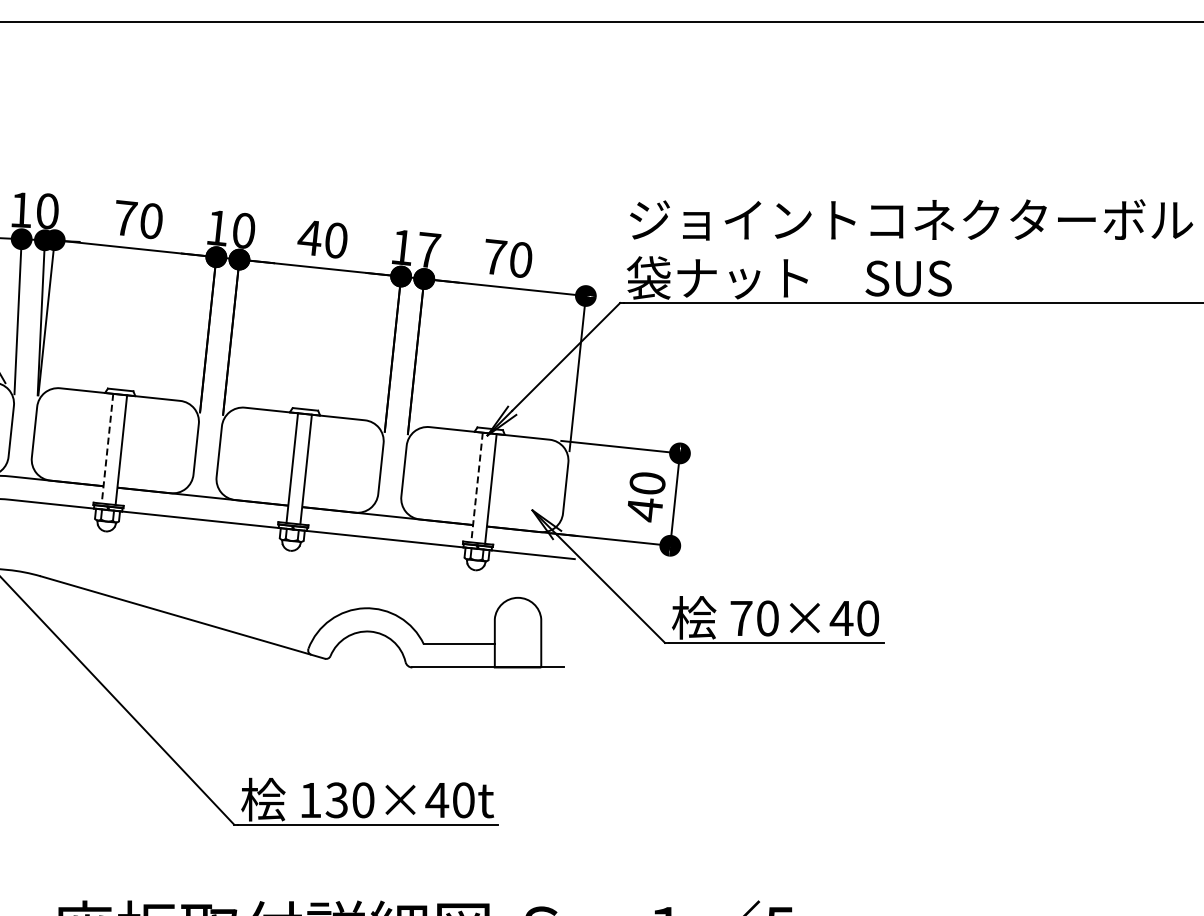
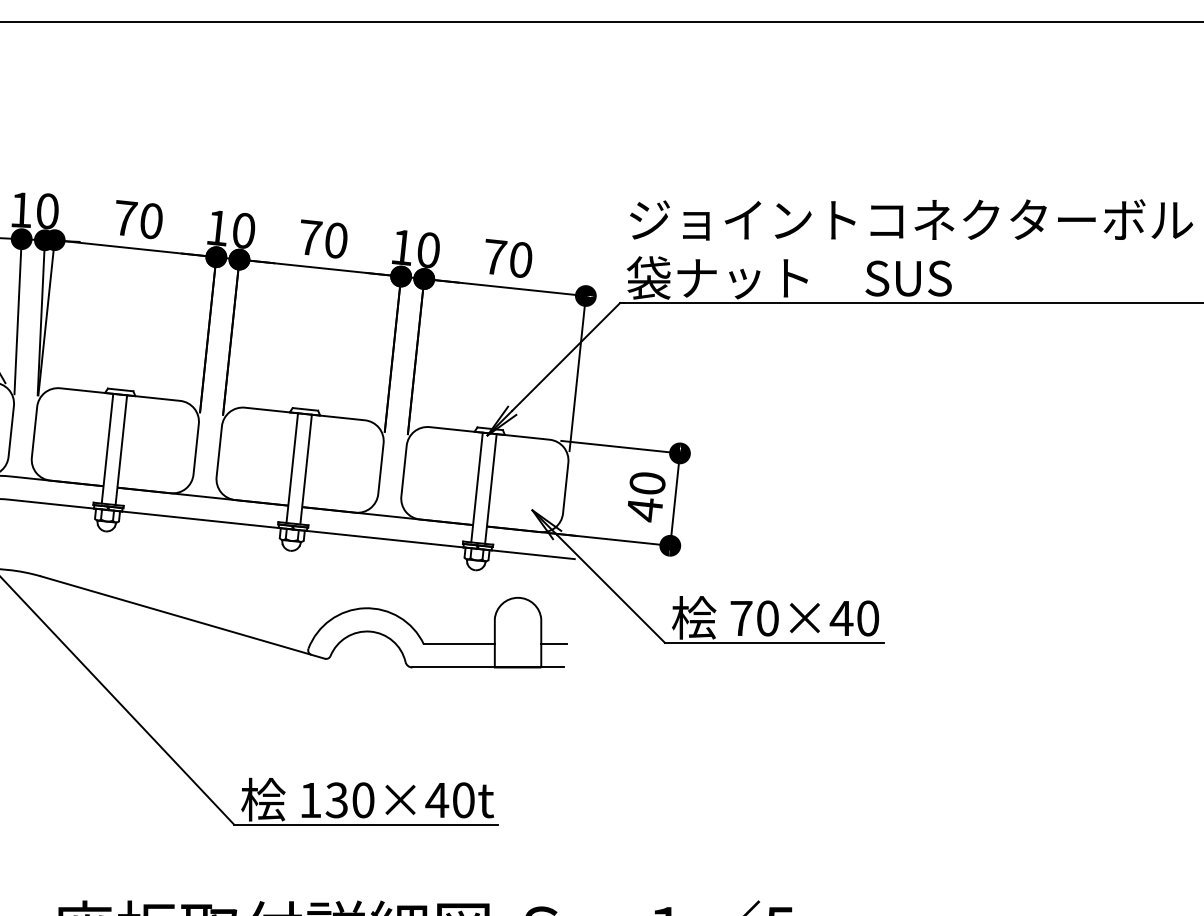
text: 40 -> 70 (309, 237)
text: 17 -> 10 (429, 250)
line: dashed -> solid (107, 449)
line: dashed -> solid (476, 488)
line: none -> present (553, 644)
